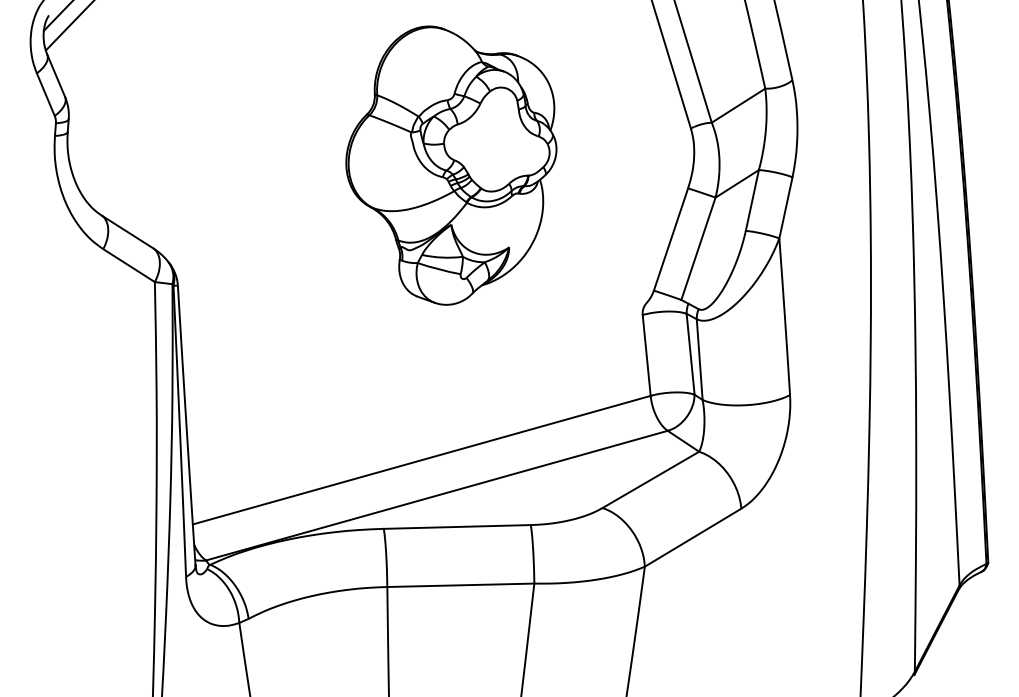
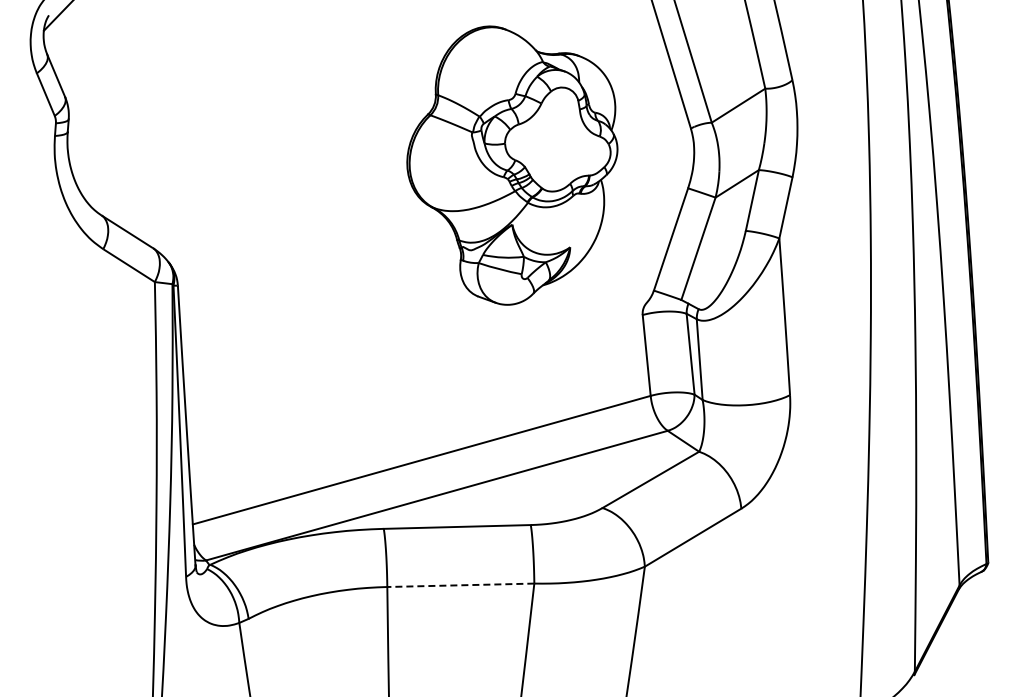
line: present -> none (68, 26)
part position: (451, 165) -> (512, 165) (512, 165)
line: solid -> dashed (460, 585)
